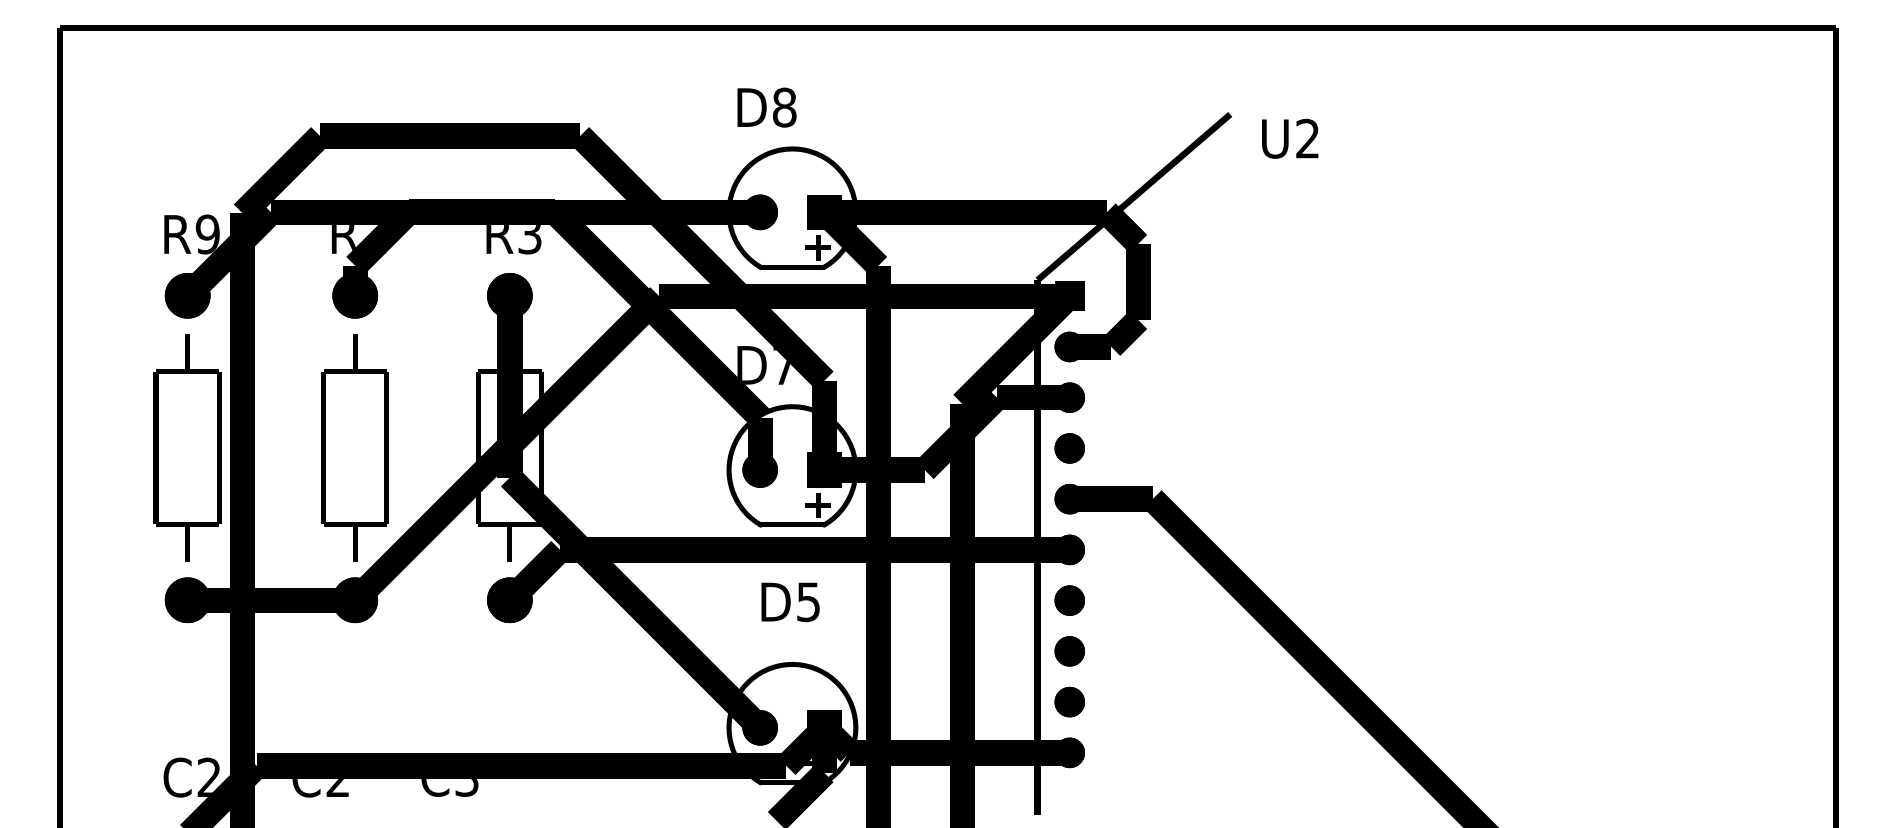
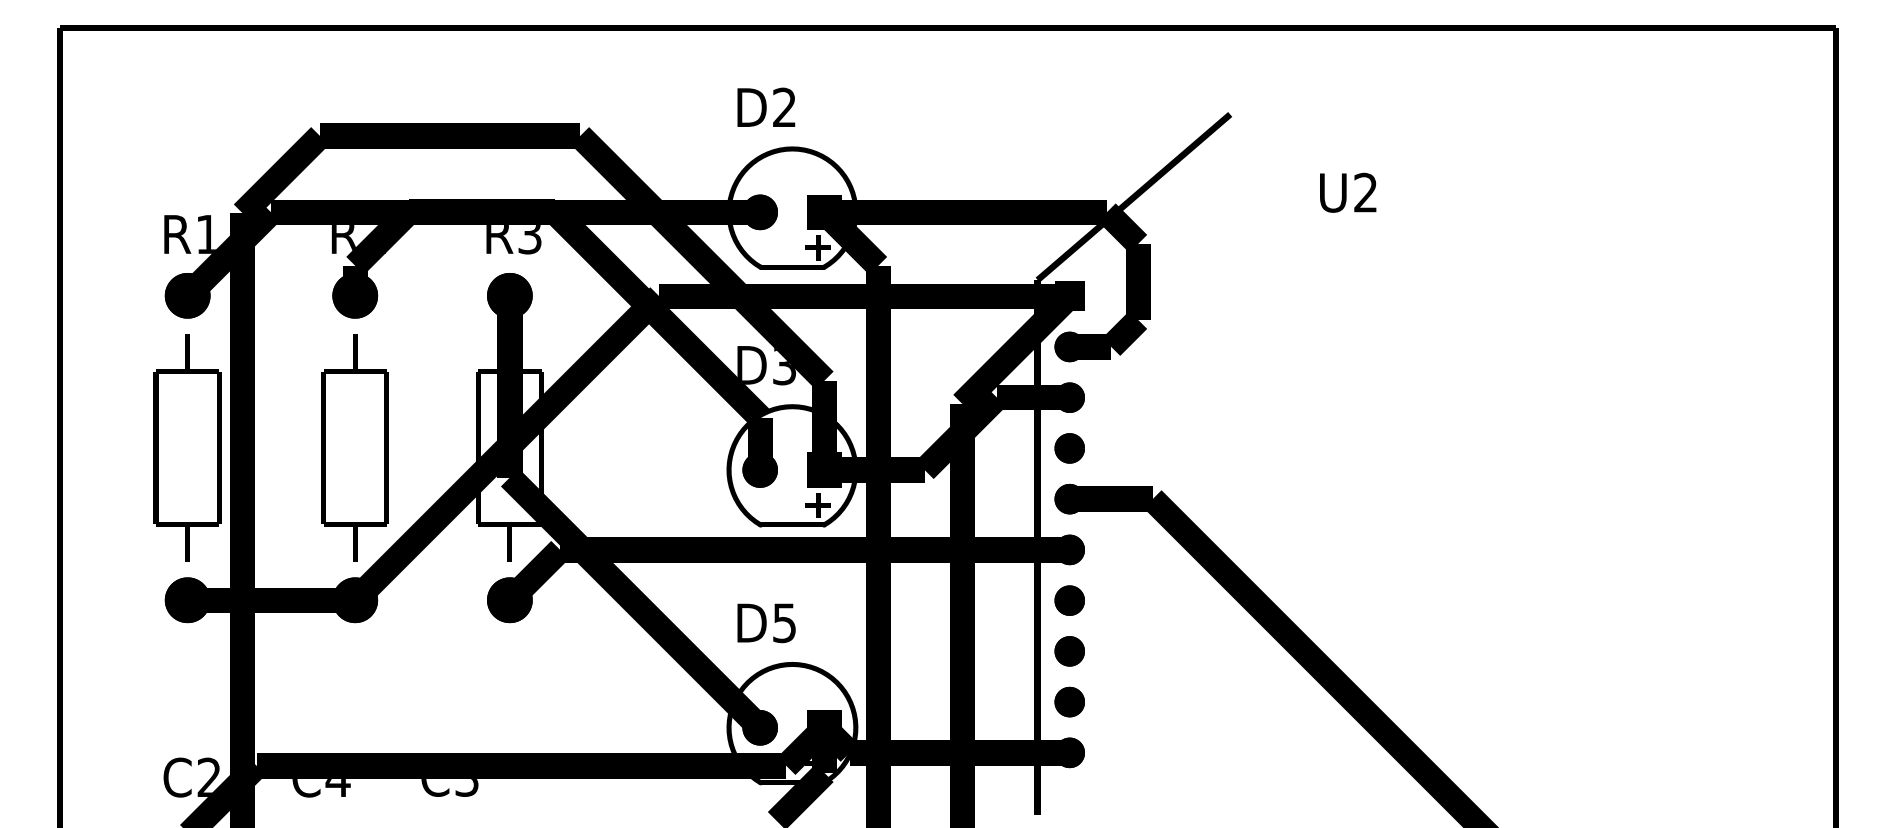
text: D8 -> D2 (784, 107)
text position: (1290, 138) -> (1348, 192) (1348, 192)
text: R9 -> R1 (207, 234)
text: D7 -> D3 (784, 366)
text position: (790, 602) -> (766, 623) (766, 623)
text: C2 -> C4 (337, 787)
